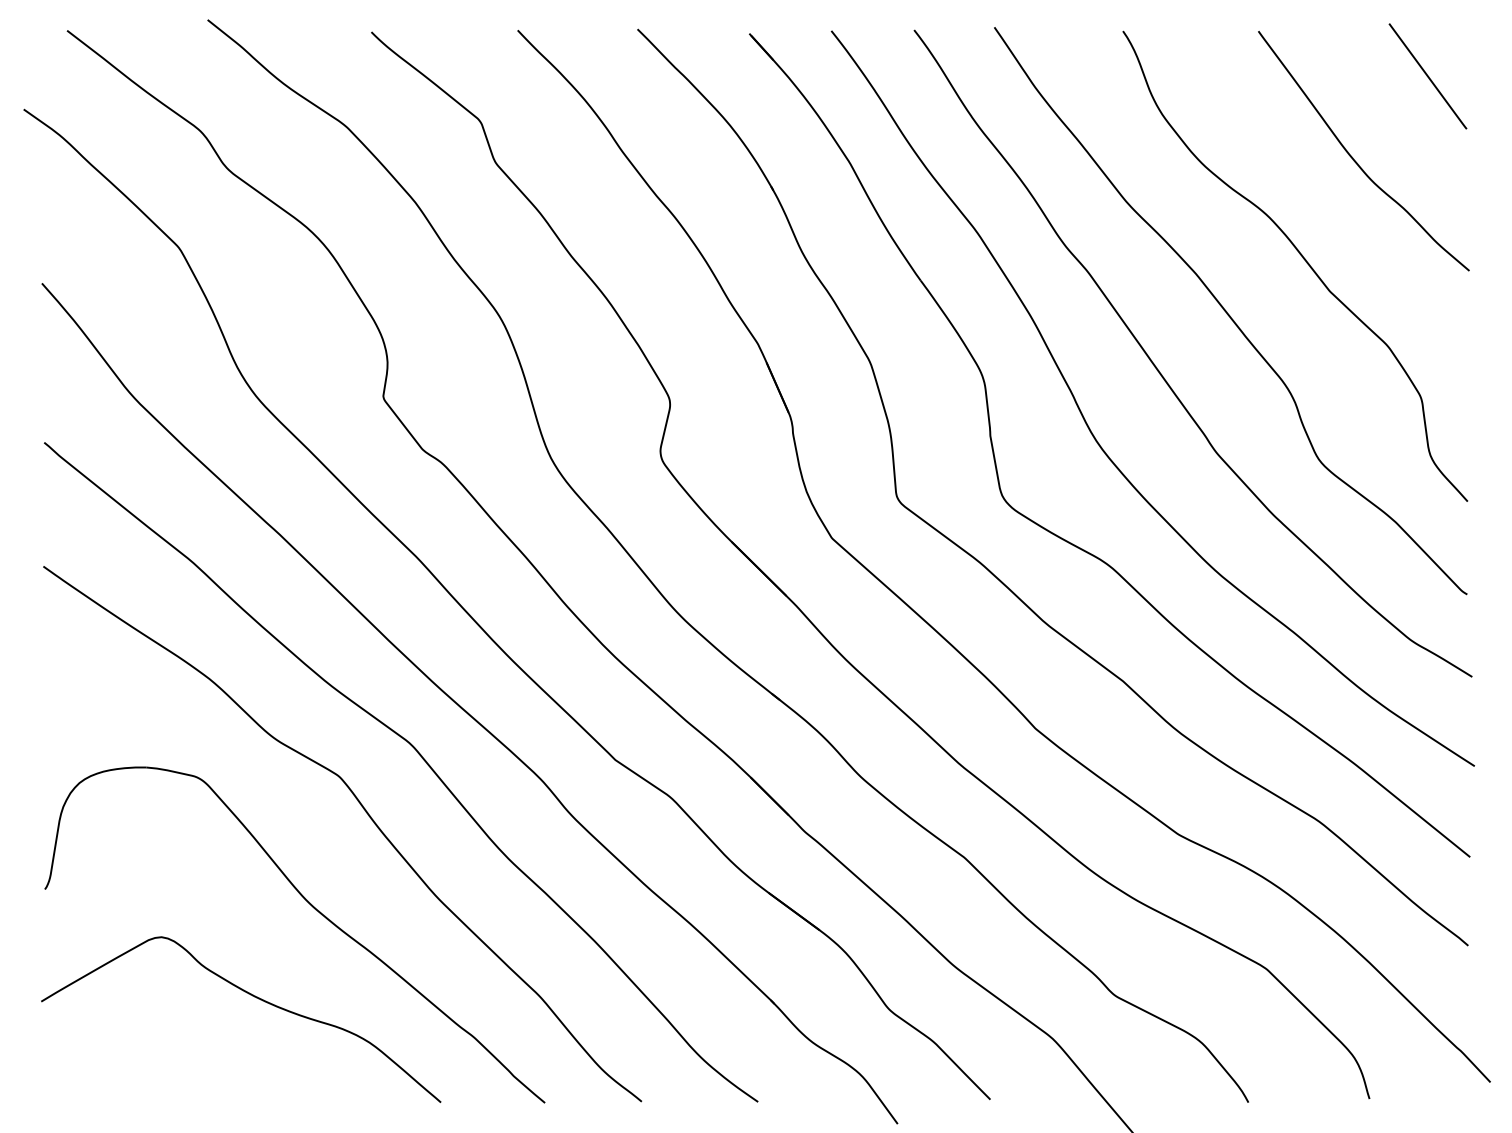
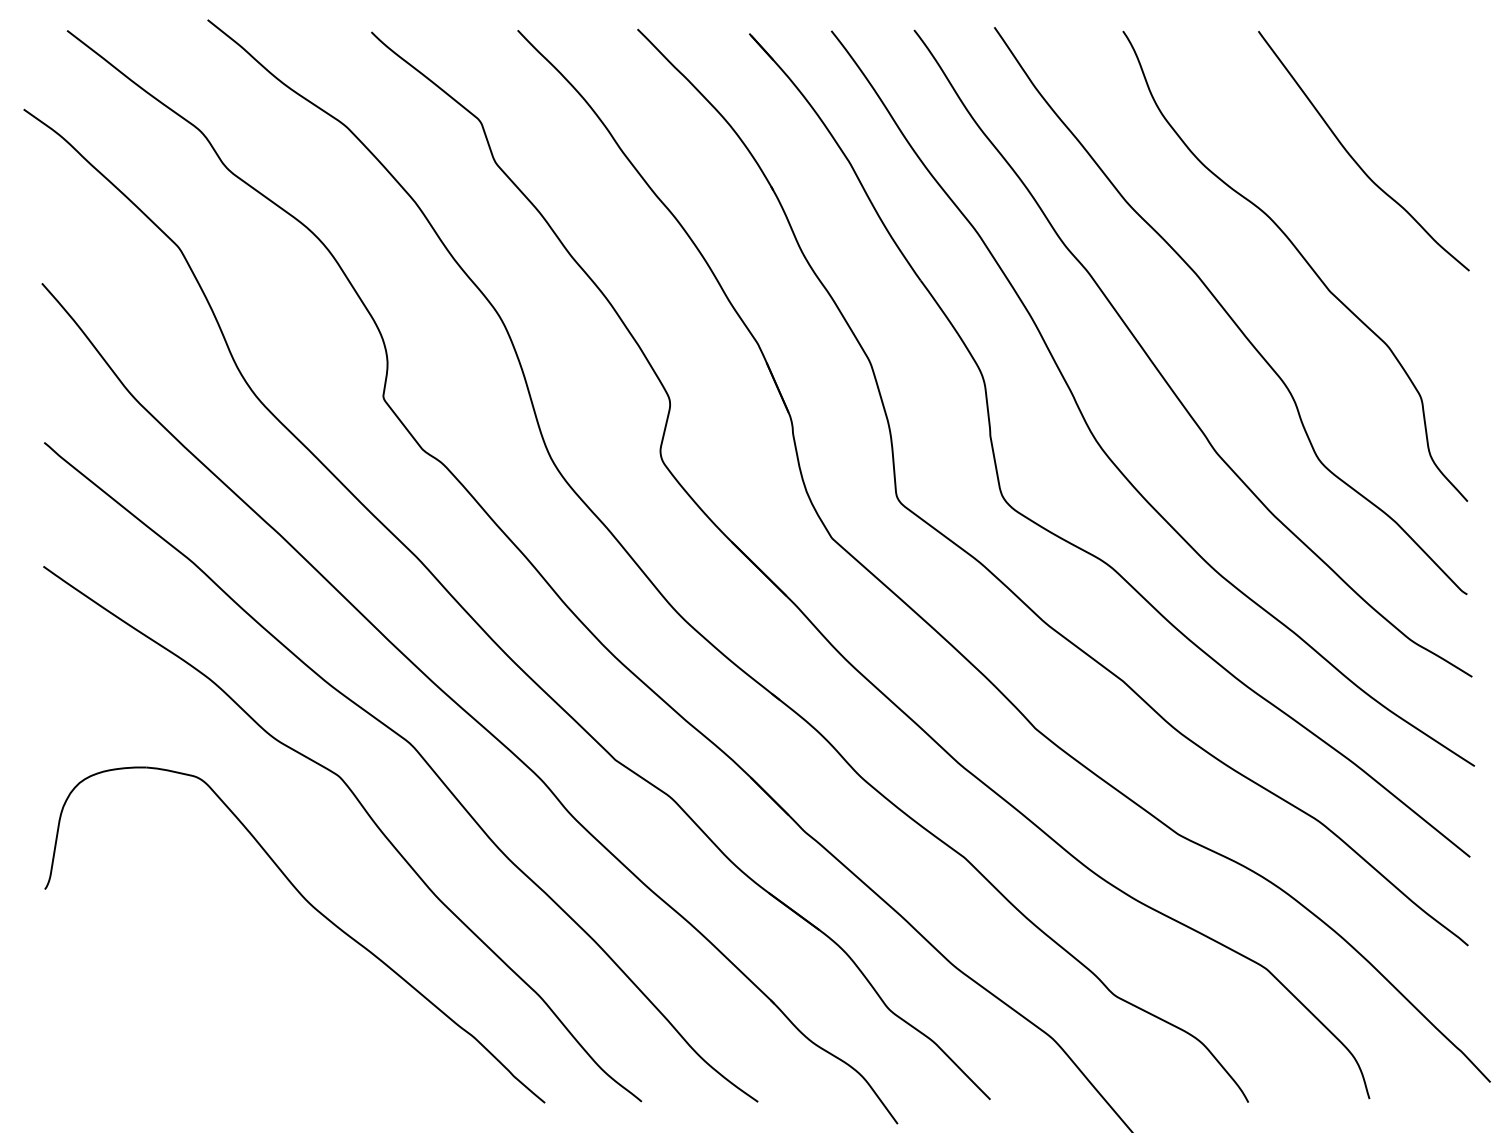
line: present -> none (1427, 76)
curve: present -> none (252, 996)
